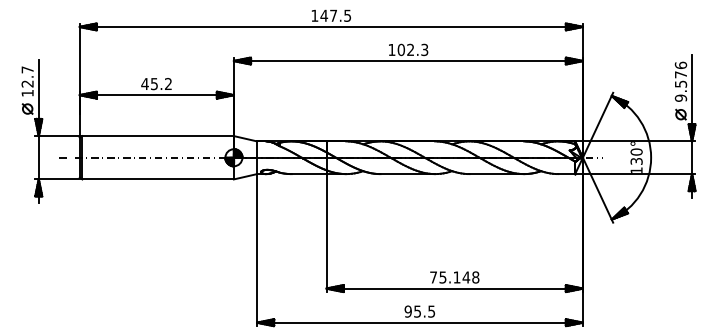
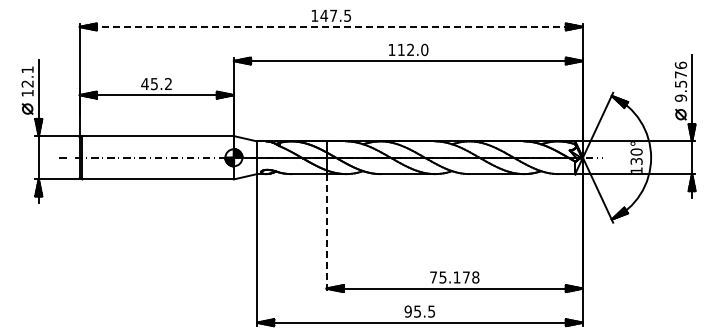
line: solid -> dashed (331, 26)
text: 102.3 -> 112.0 (412, 49)
text: 12.7 -> 12.1 (27, 69)
line: solid -> dashed (326, 233)
text: 75.148 -> 75.178 (466, 277)
